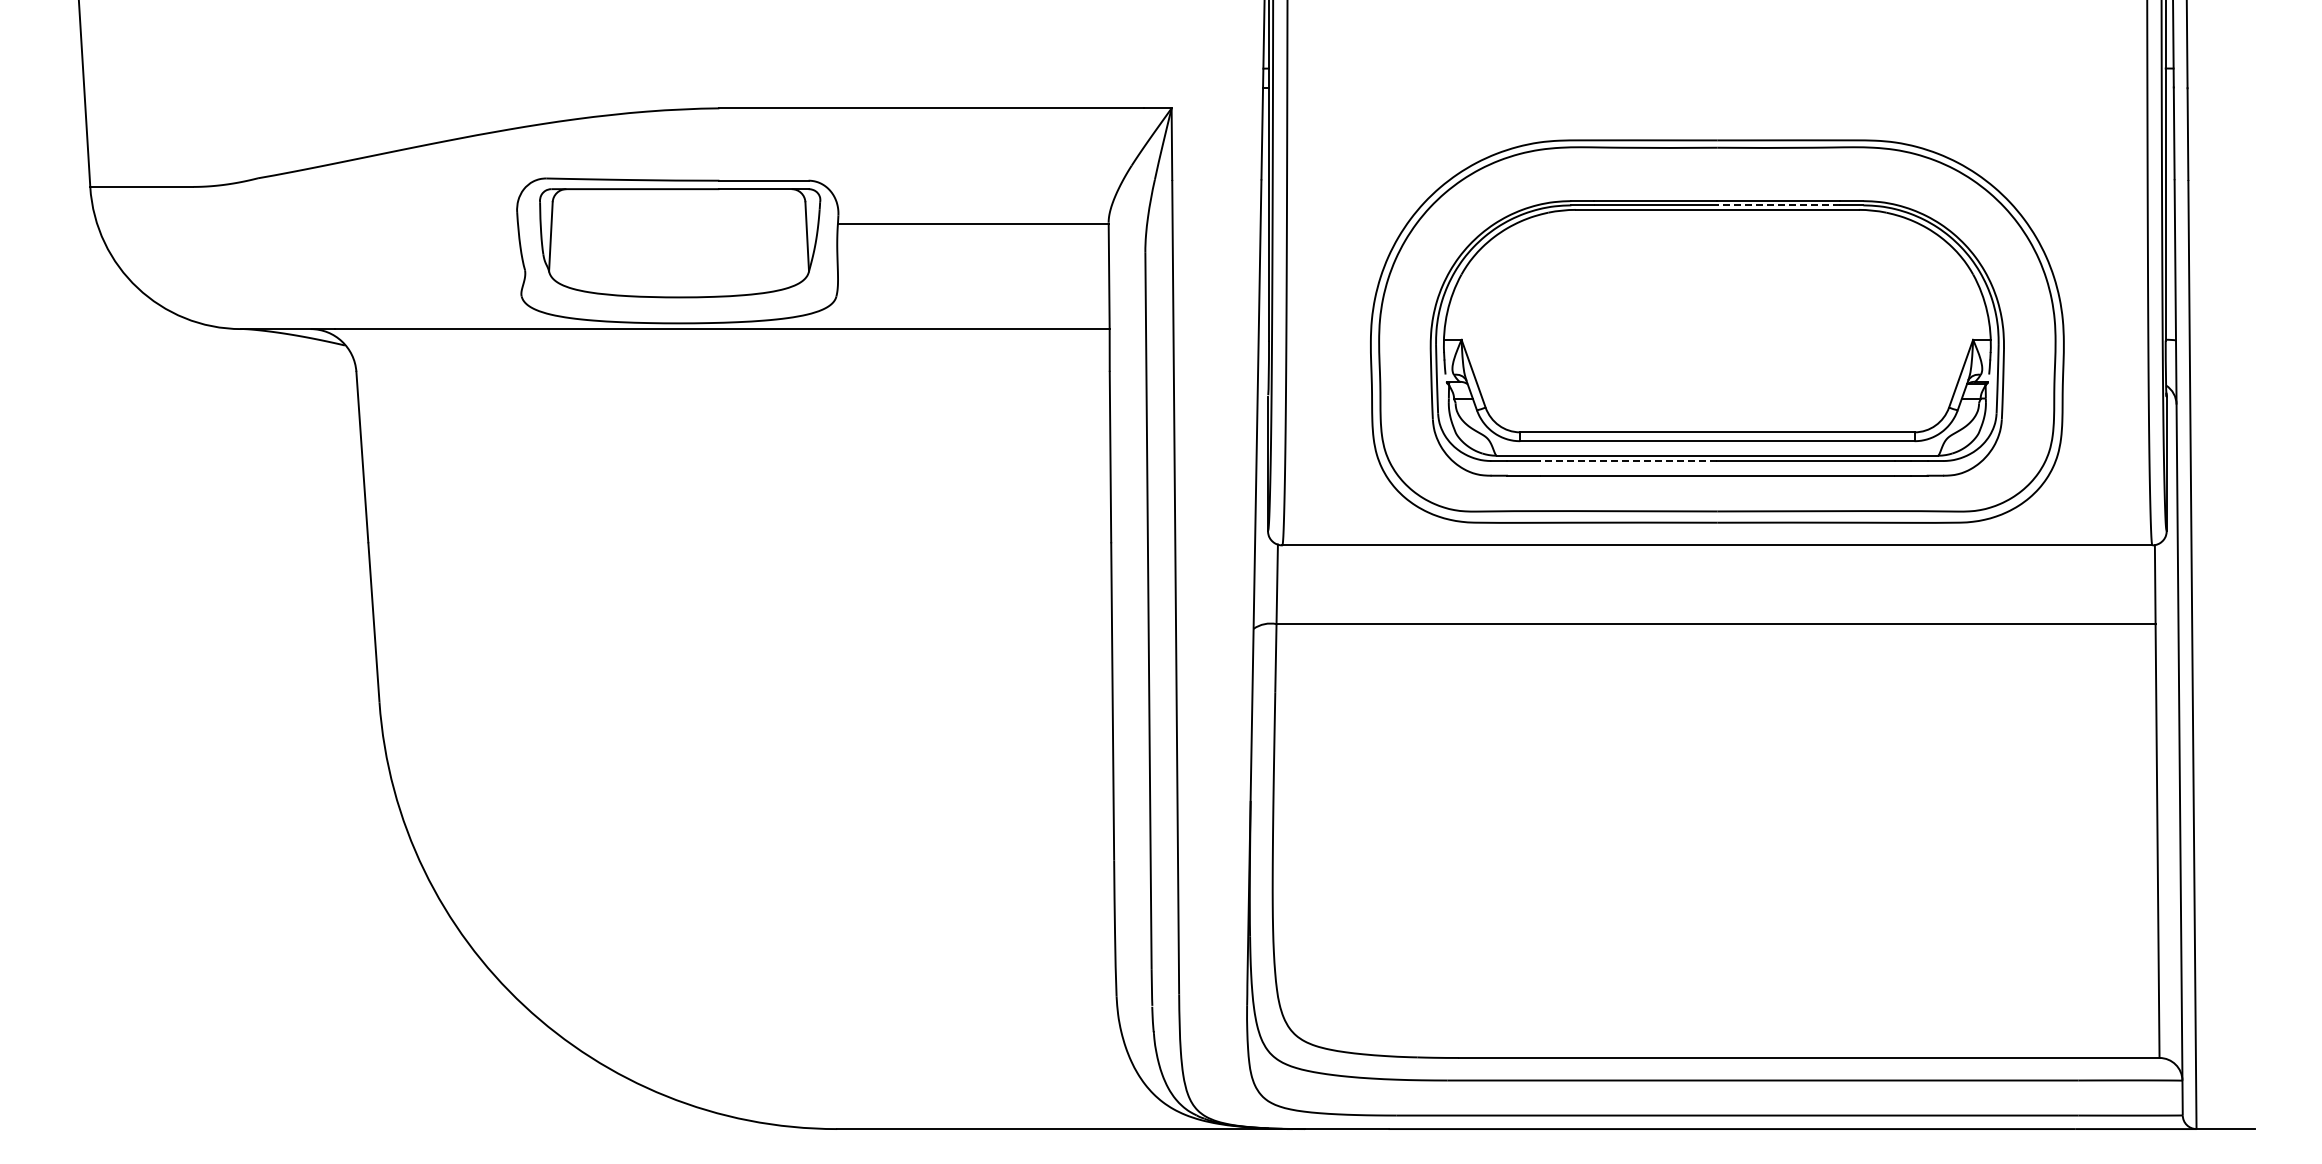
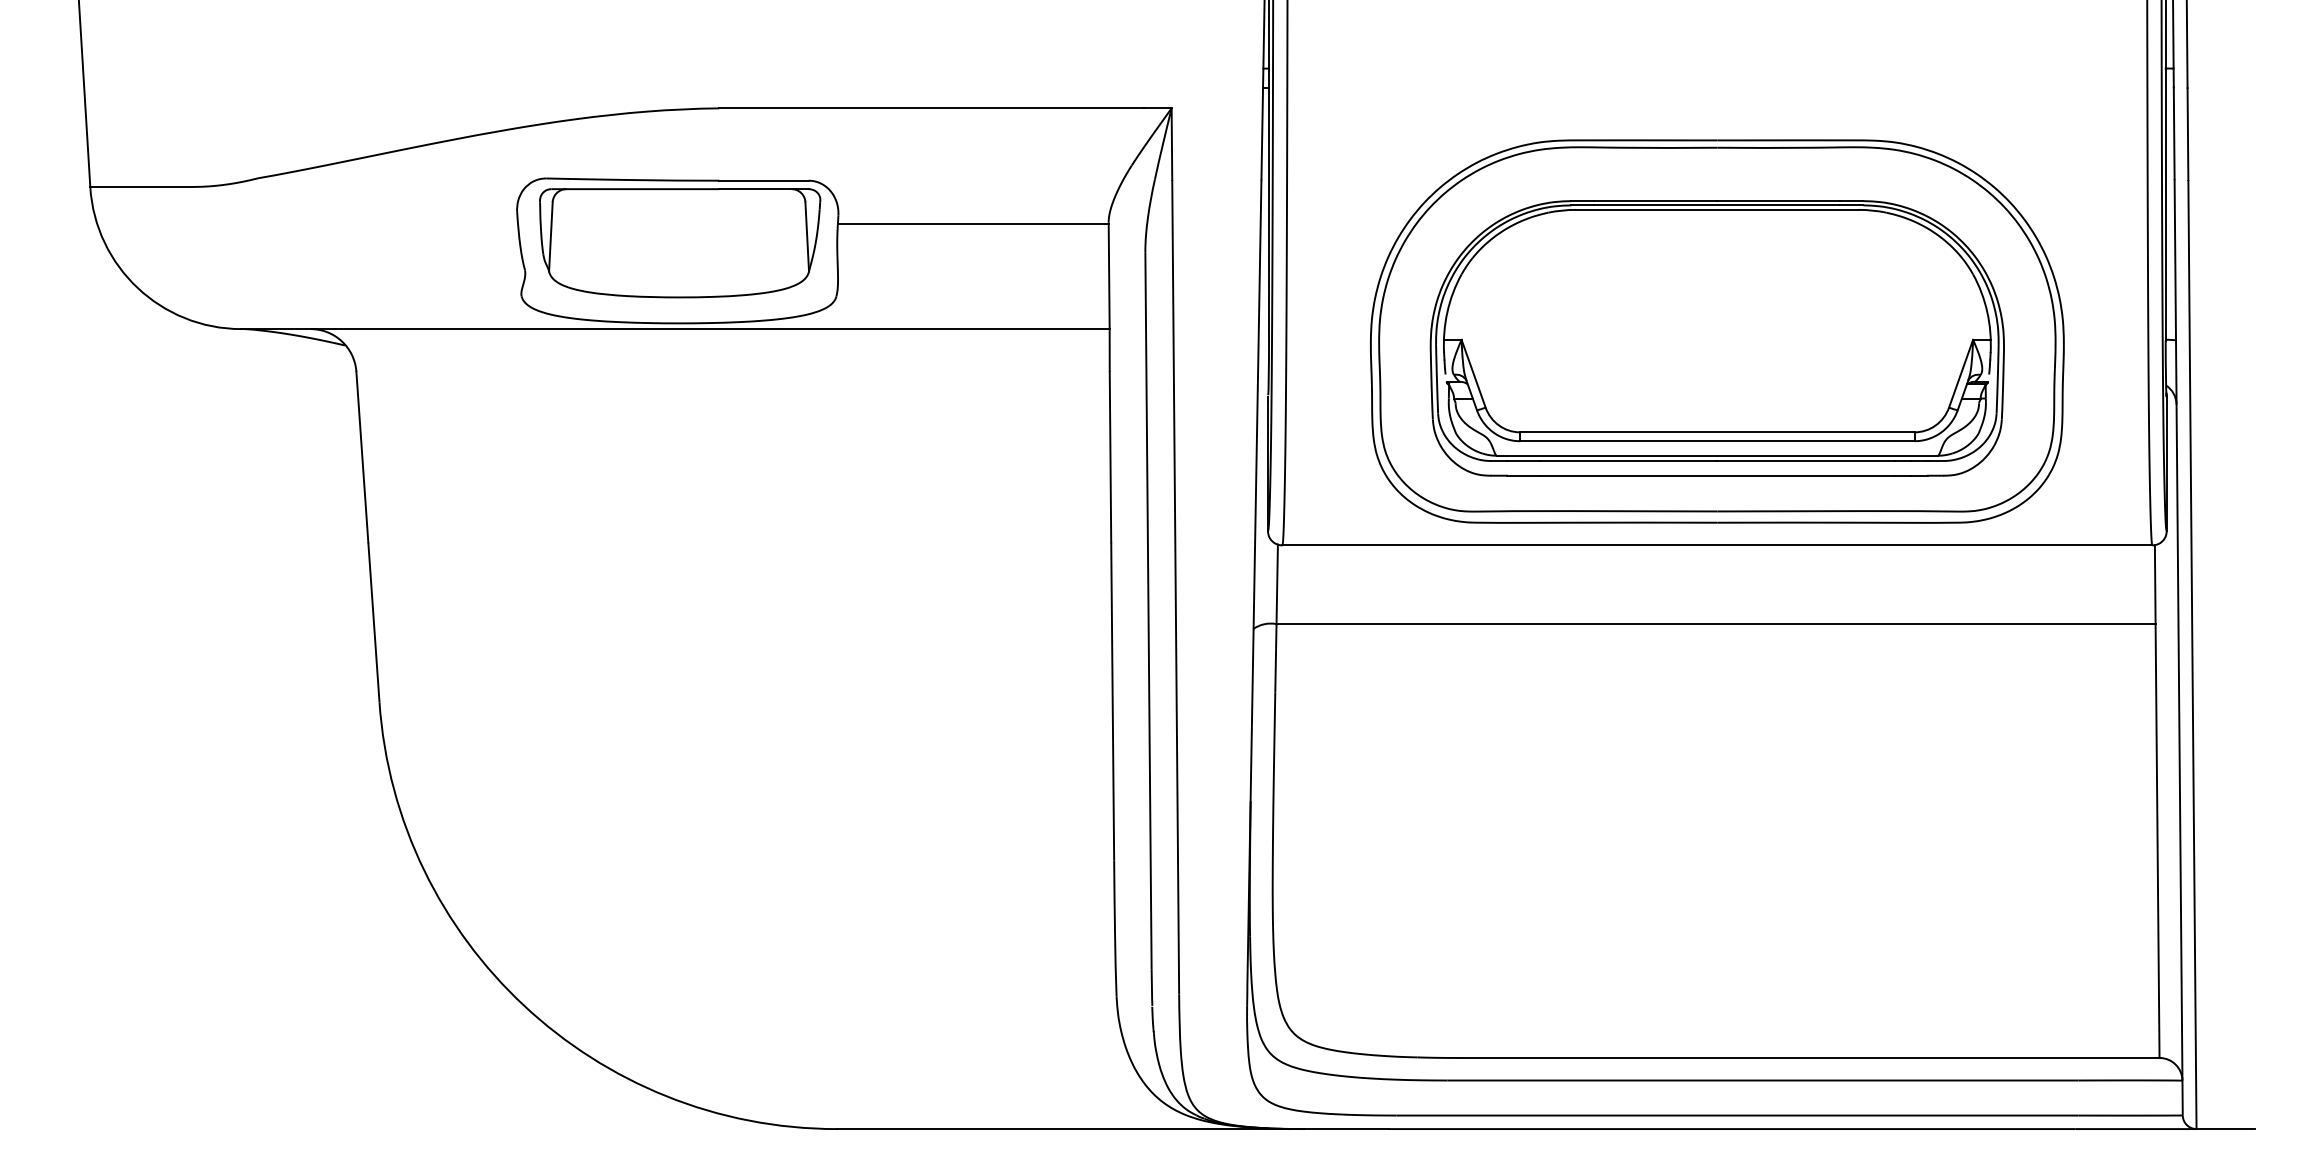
line: dashed -> solid (1778, 205)
line: dashed -> solid (1628, 461)
